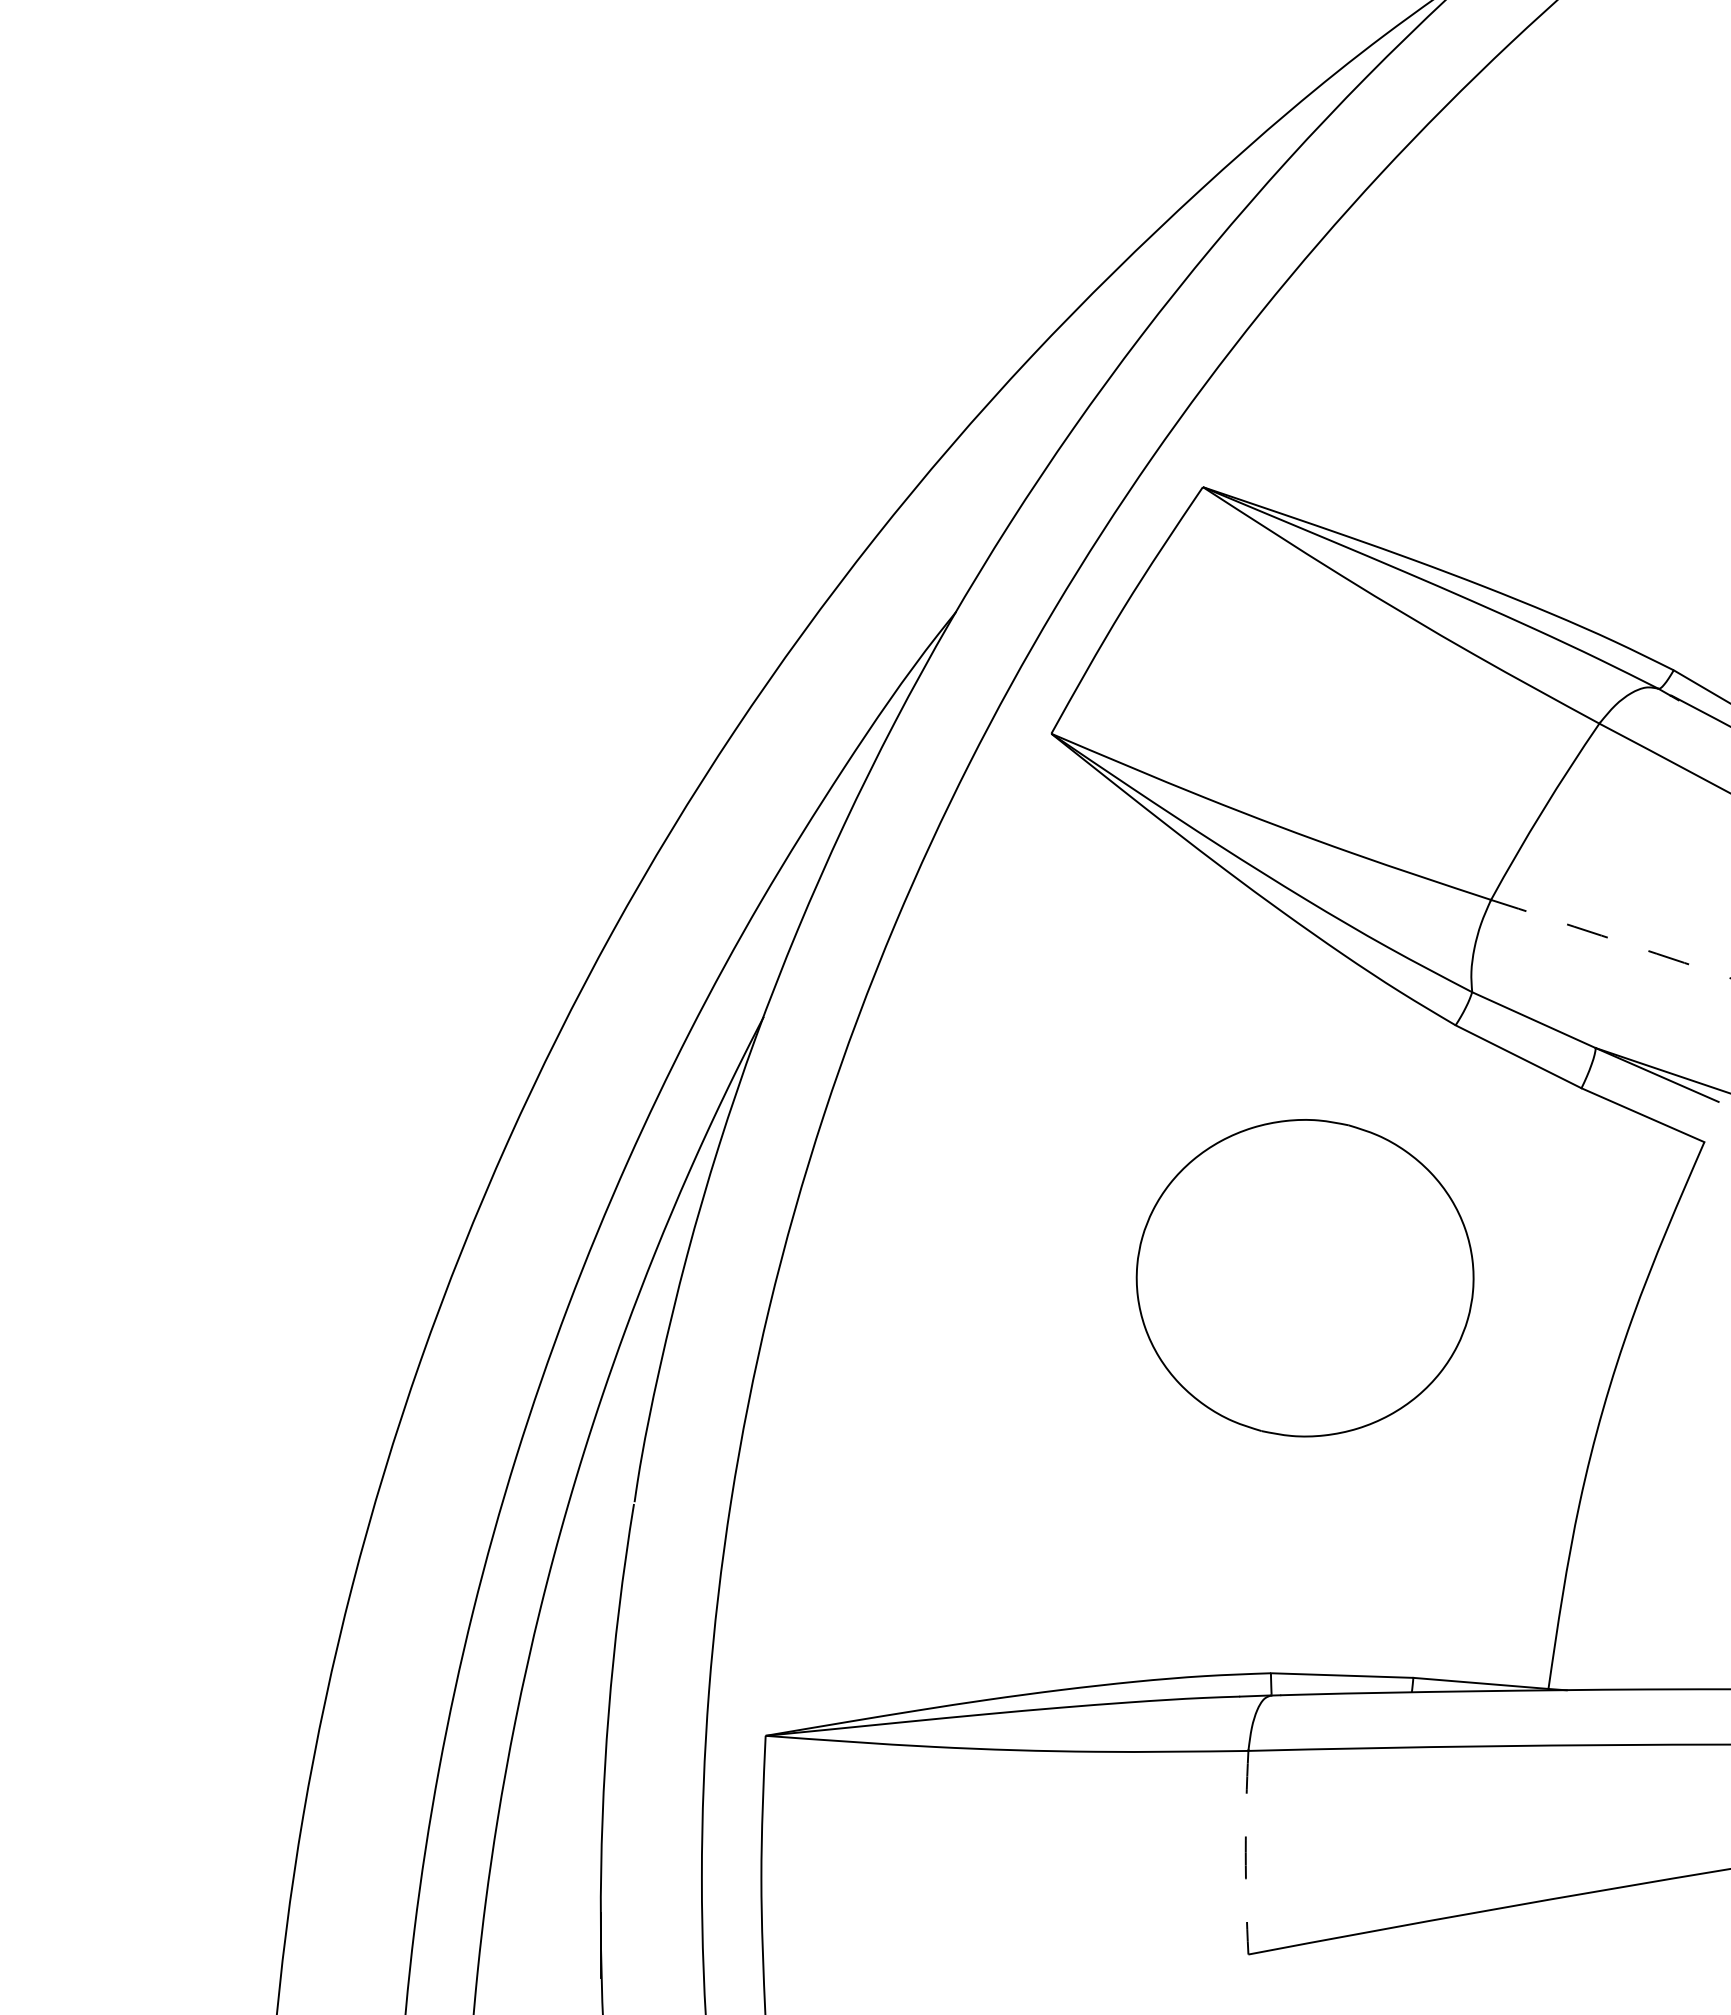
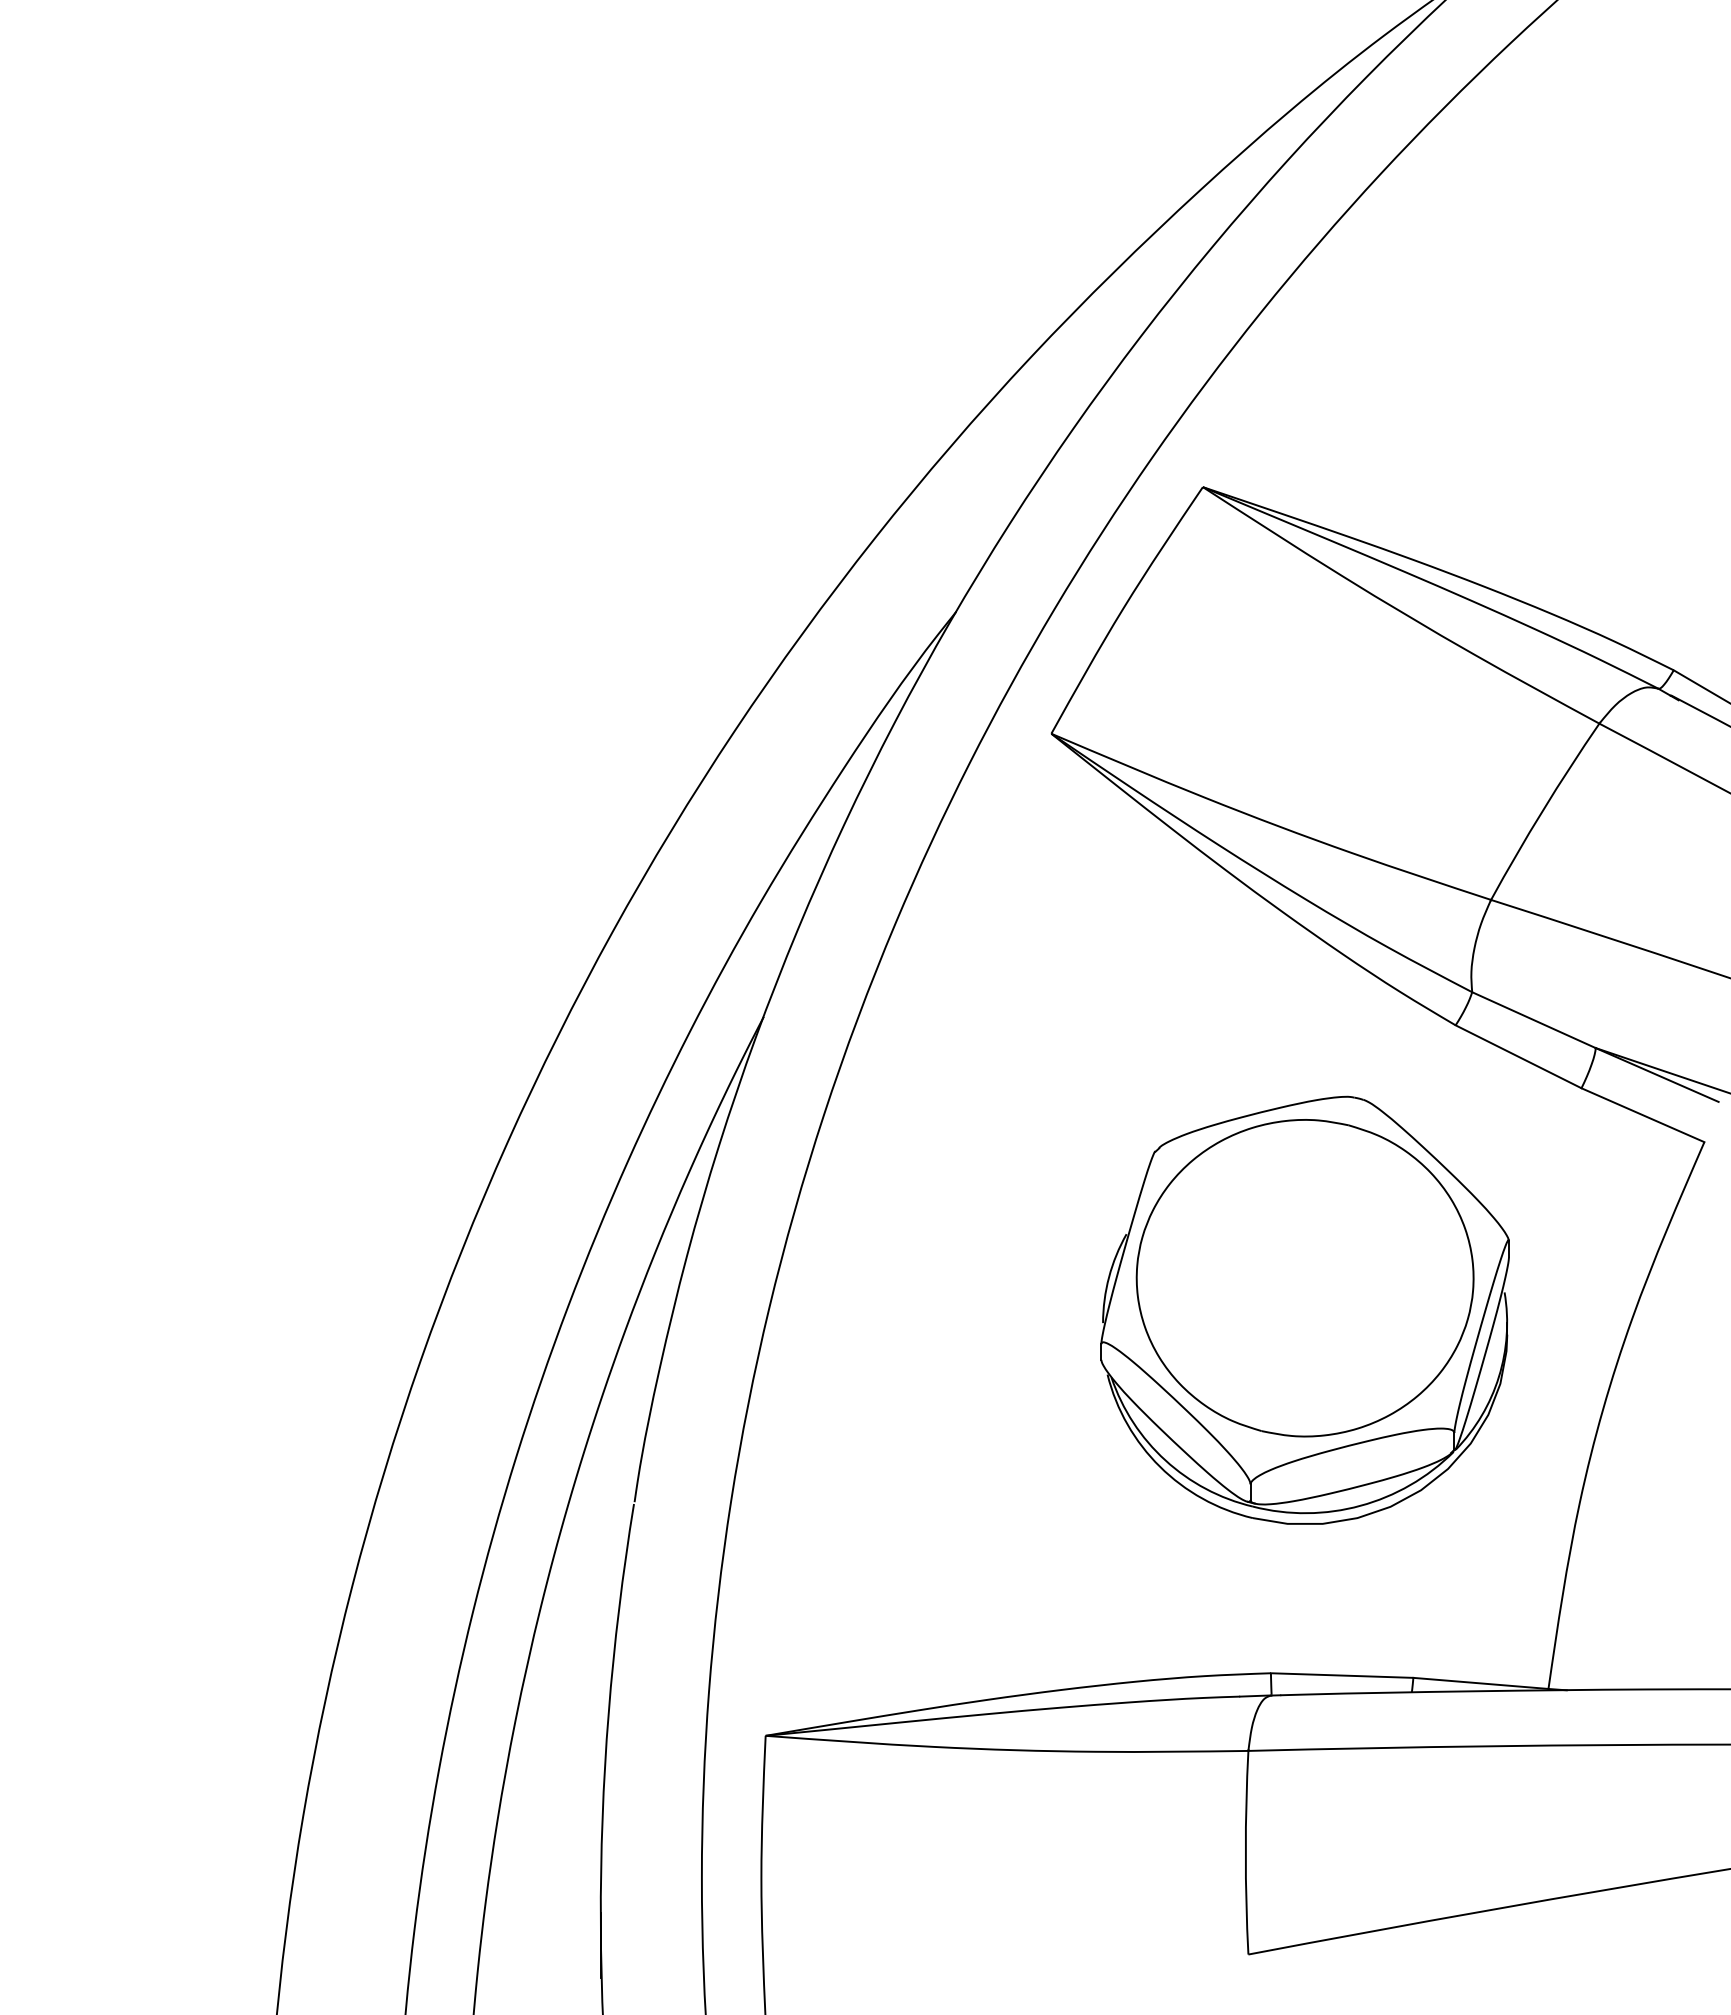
arc: dashed -> solid (1611, 938)
part: none -> present (1304, 1309)
arc: dashed -> solid (1245, 1852)
